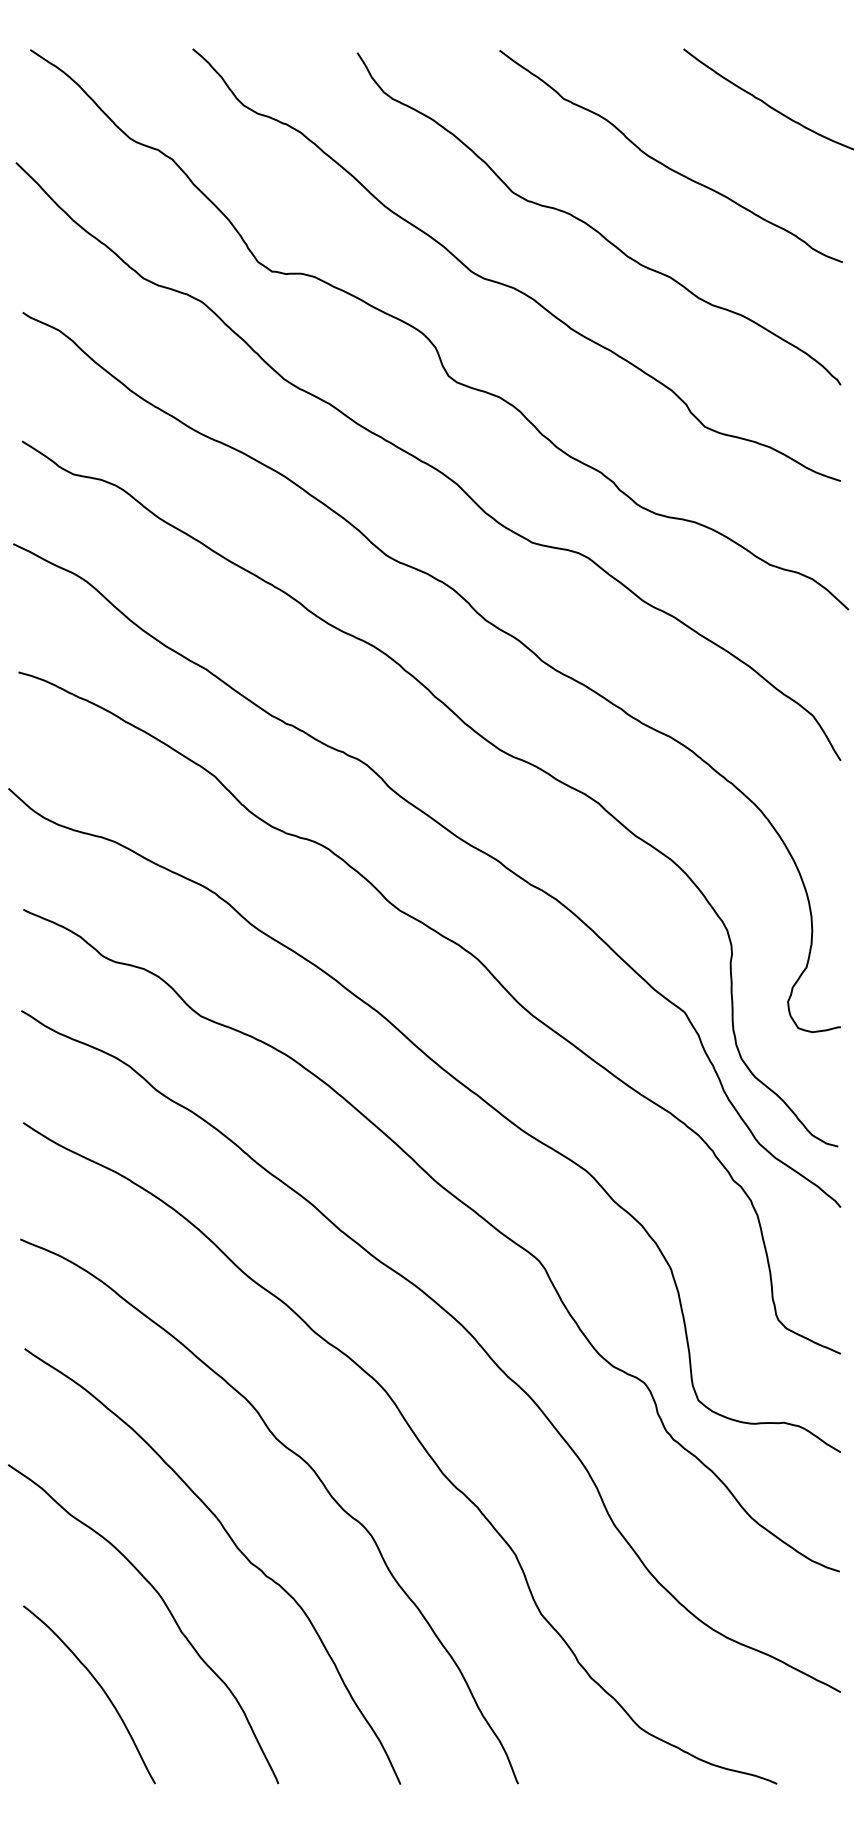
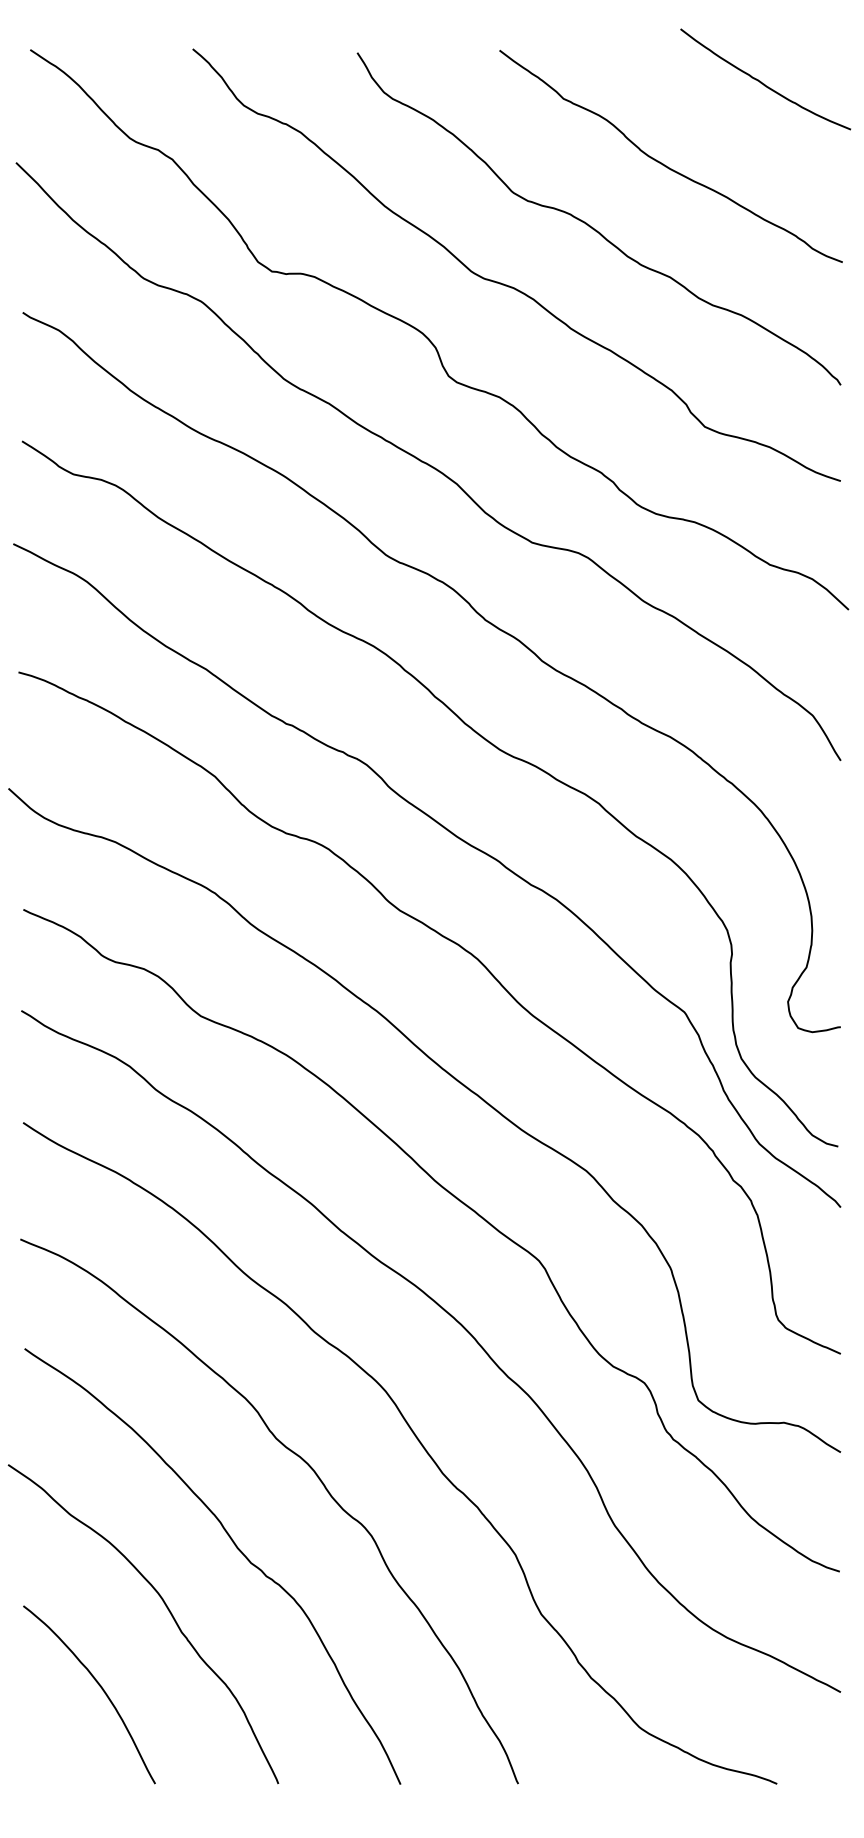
curve position: (767, 103) -> (764, 83) (764, 83)
